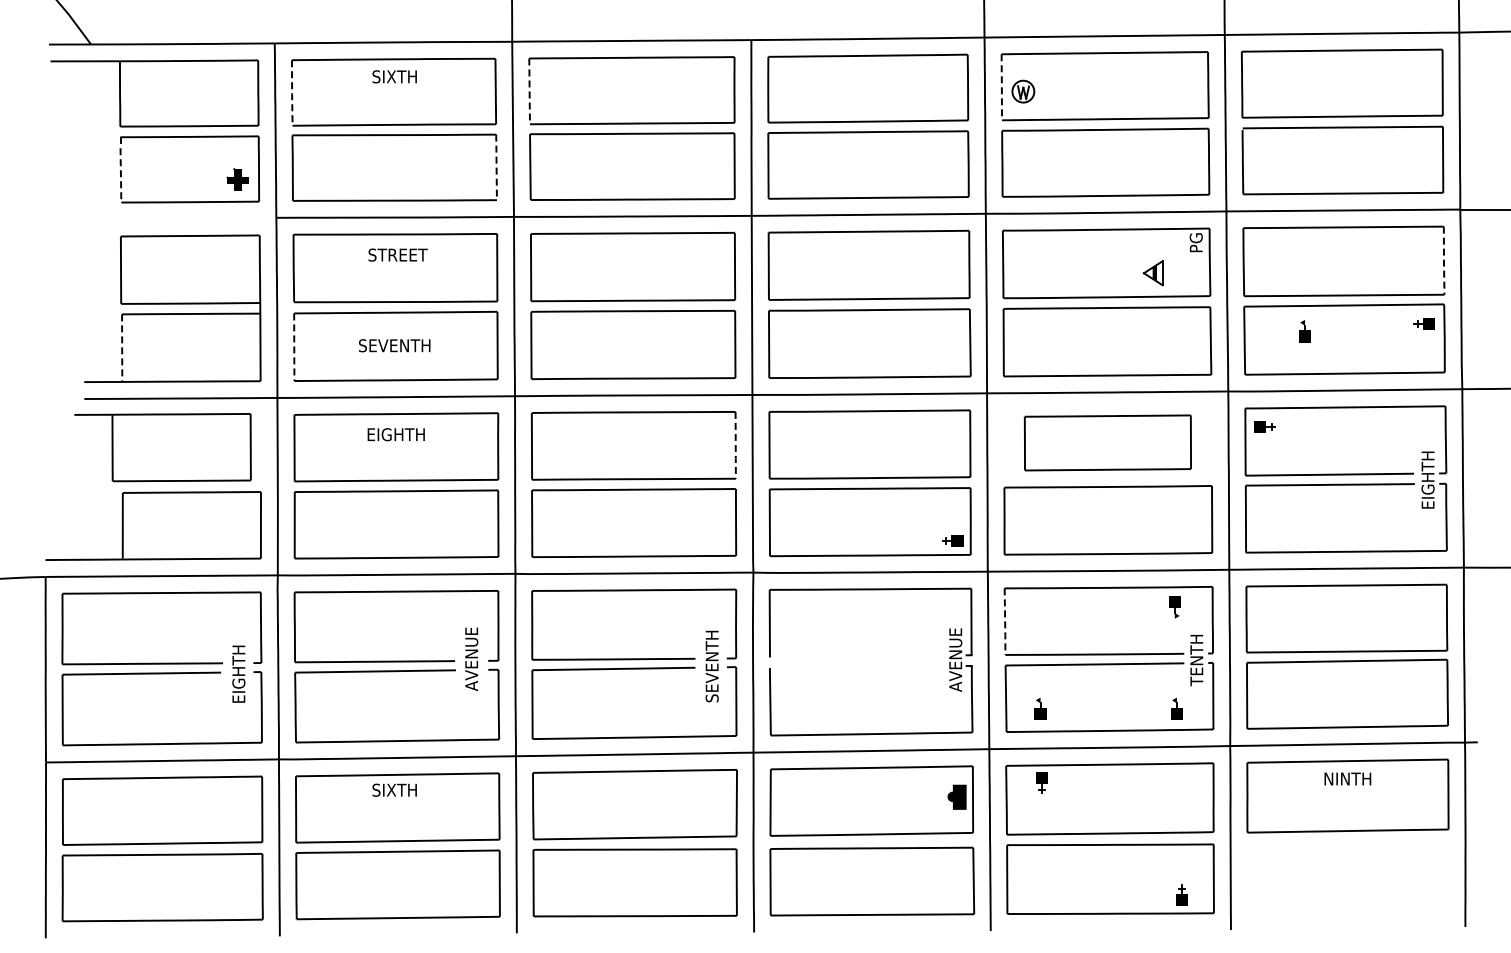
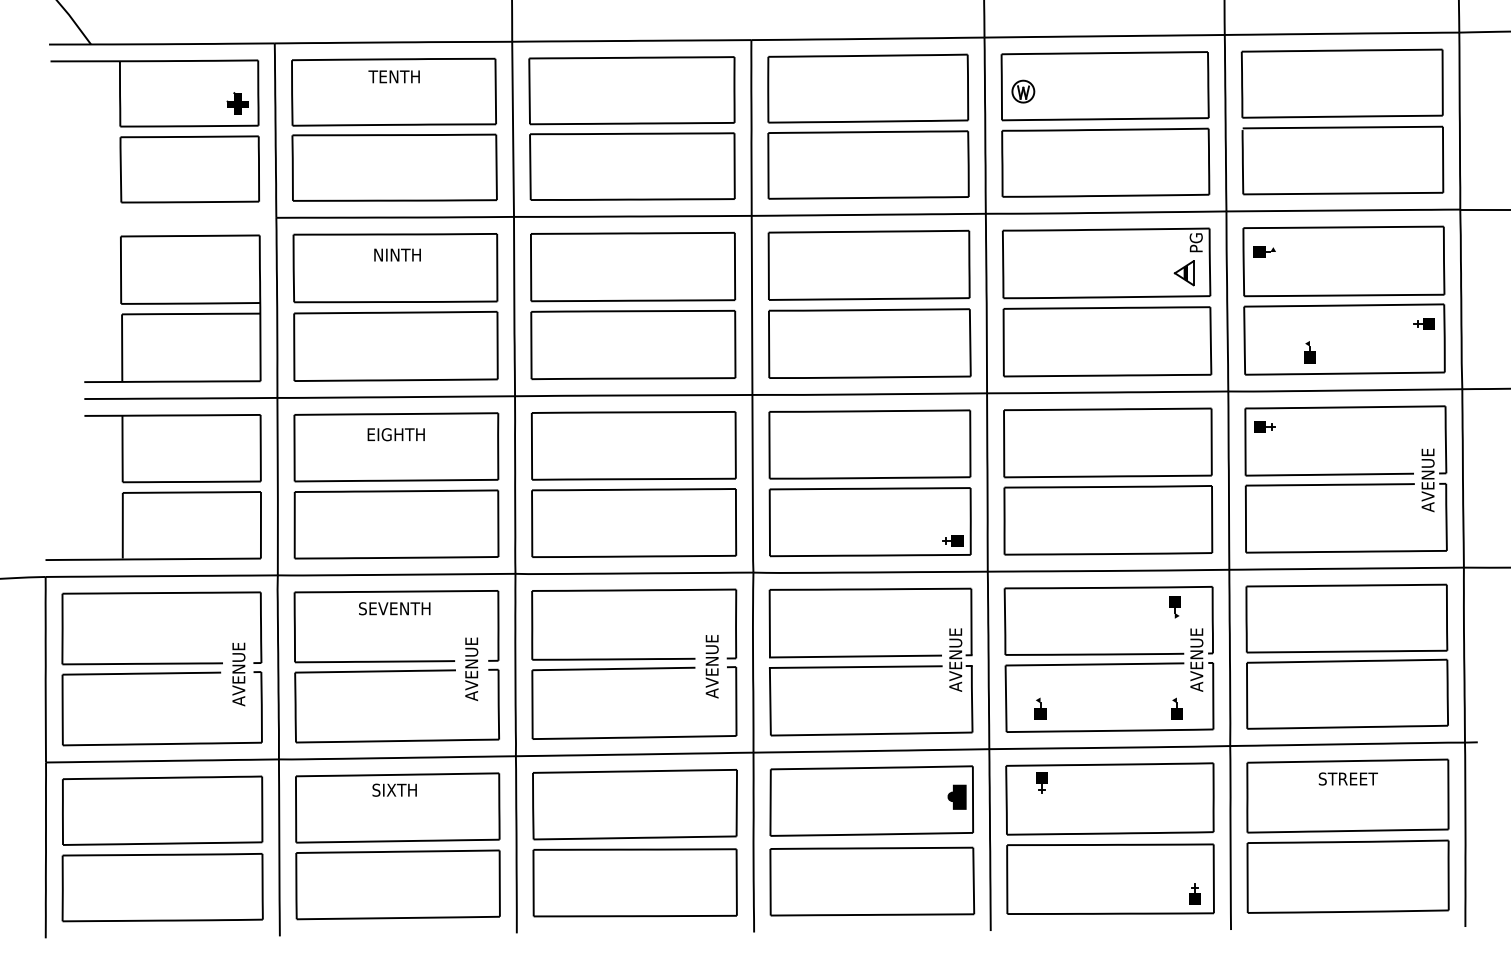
text: SIXTH -> TENTH (393, 76)
line: dashed -> solid (1001, 86)
line: dashed -> solid (529, 91)
line: dashed -> solid (292, 93)
line: dashed -> solid (496, 167)
line: dashed -> solid (120, 168)
part position: (237, 179) -> (237, 103) (237, 103)
part: none -> present (1264, 251)
text: STREET -> NINTH (397, 254)
line: dashed -> solid (1443, 260)
part position: (1152, 273) -> (1183, 273) (1183, 273)
part position: (1304, 331) -> (1309, 352) (1309, 352)
text position: (394, 345) -> (394, 608) (394, 608)
line: dashed -> solid (294, 346)
line: dashed -> solid (122, 348)
part size: 169x58 px -> 210x72 px (1107, 442)
line: dashed -> solid (735, 445)
part position: (162, 447) -> (172, 448) (172, 448)
text: EIGHTH -> AVENUE (1427, 480)
line: dashed -> solid (1005, 622)
line: none -> present (855, 656)
text position: (471, 659) -> (471, 669) (471, 669)
text: TENTH -> AVENUE (1196, 659)
text: SEVENTH -> AVENUE (711, 666)
line: none -> present (855, 666)
text: EIGHTH -> AVENUE (238, 674)
text: NINTH -> STREET (1347, 778)
part: none -> present (1347, 876)
part position: (1181, 894) -> (1194, 893) (1194, 893)
